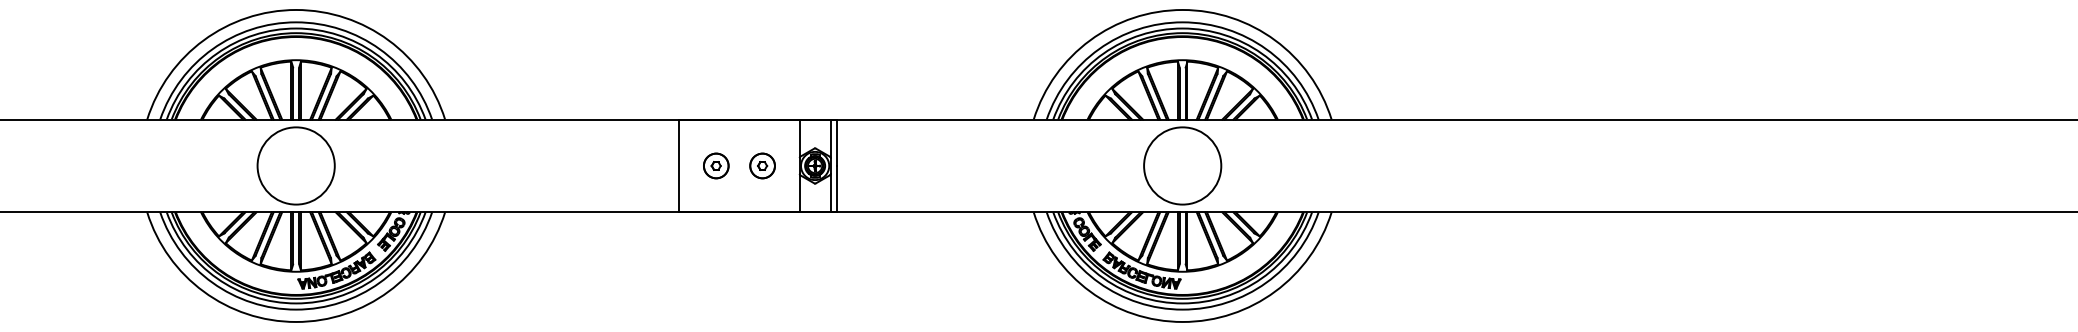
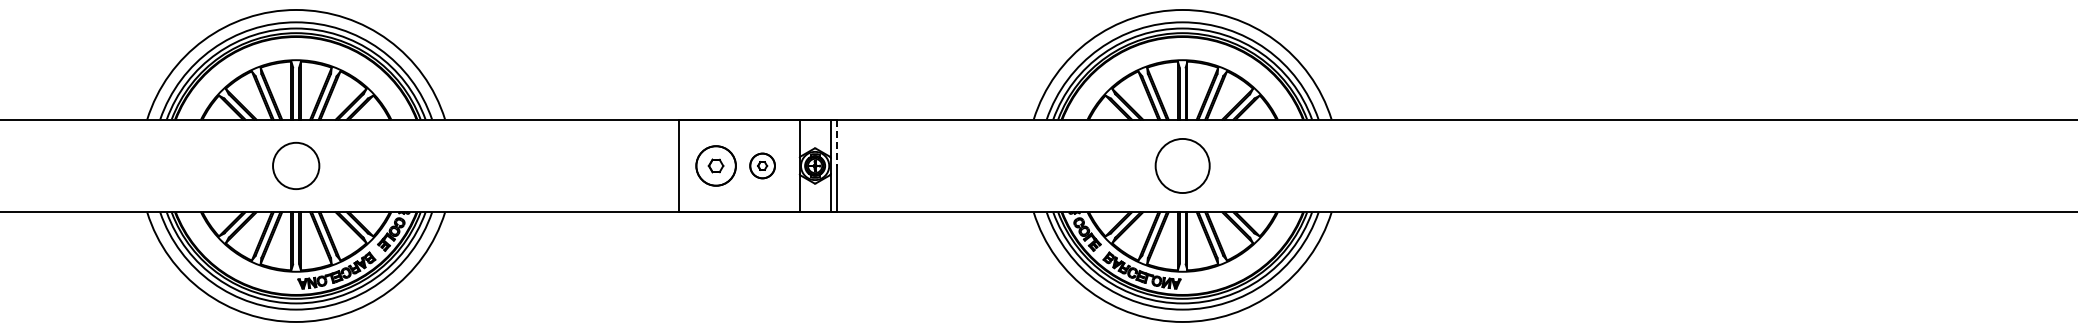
line: solid -> dashed (836, 143)
circle diameter: 77 px -> 46 px (296, 165)
part size: 27x28 px -> 42x42 px (715, 165)
circle diameter: 77 px -> 54 px (1182, 165)
